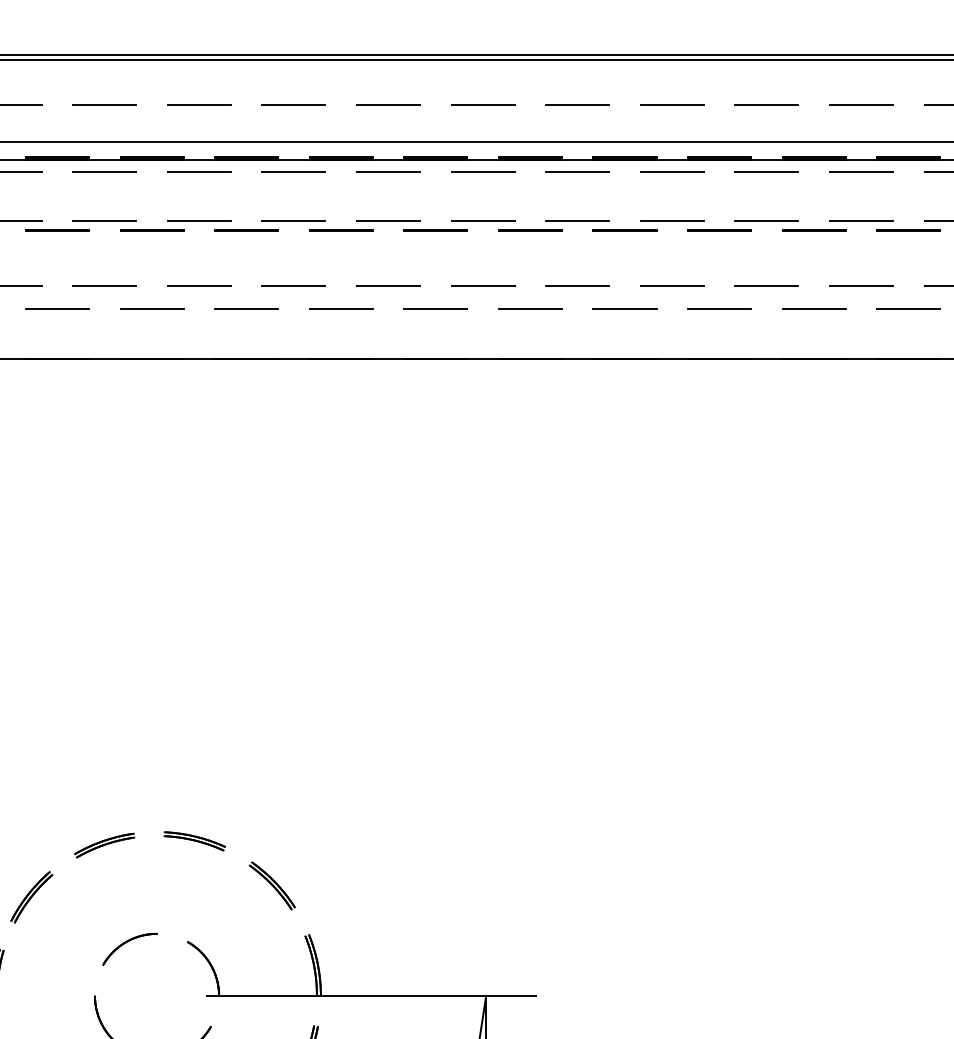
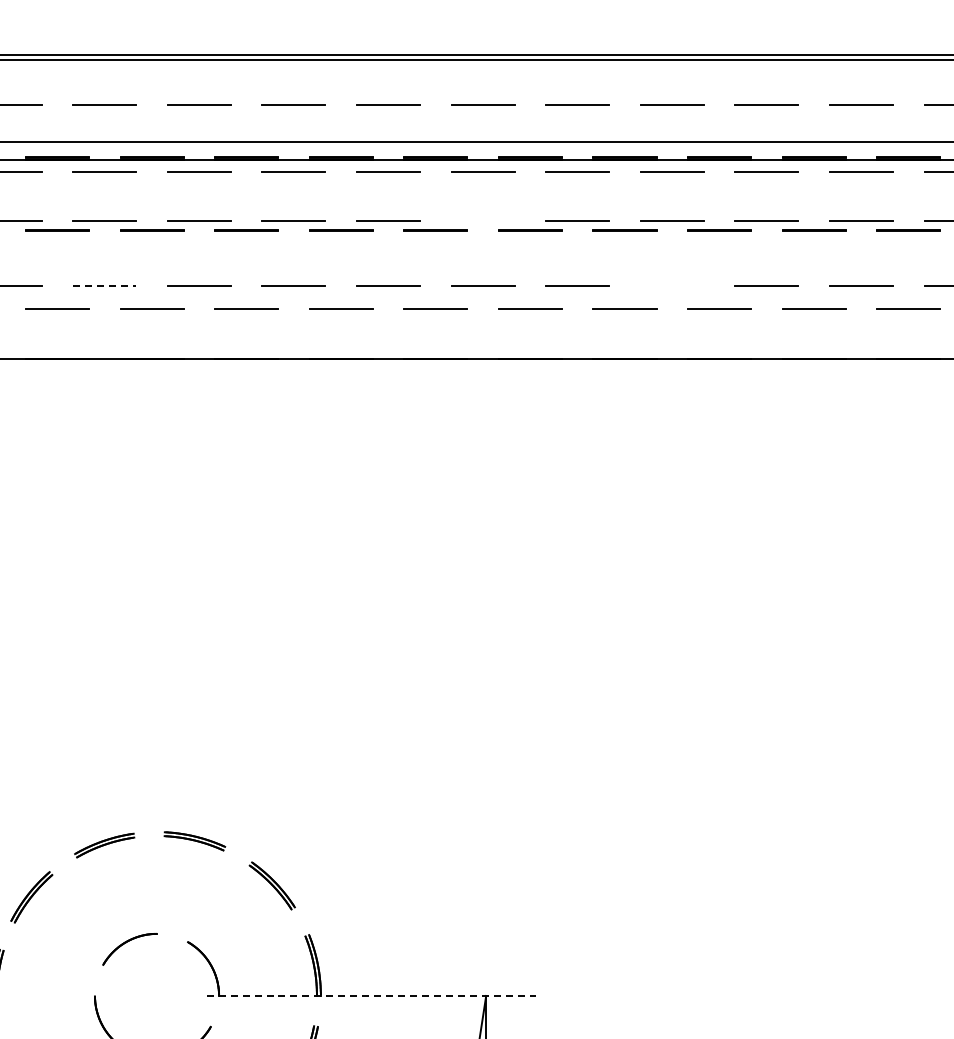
line: present -> none (482, 221)
line: solid -> dashed (104, 285)
line: present -> none (671, 285)
line: solid -> dashed (371, 995)
